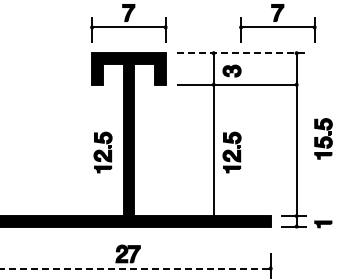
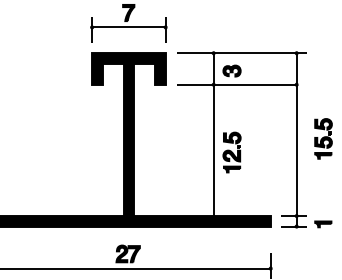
part: present -> none (277, 23)
line: dashed -> solid (242, 53)
part: present -> none (102, 152)
line: dashed -> solid (135, 268)
